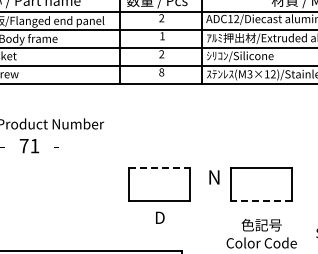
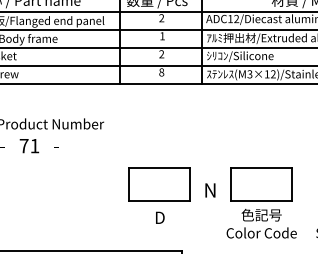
line: dashed -> solid (159, 168)
text position: (214, 177) -> (210, 190) (210, 190)
line: dashed -> solid (261, 200)
text position: (261, 233) -> (261, 223) (261, 223)
